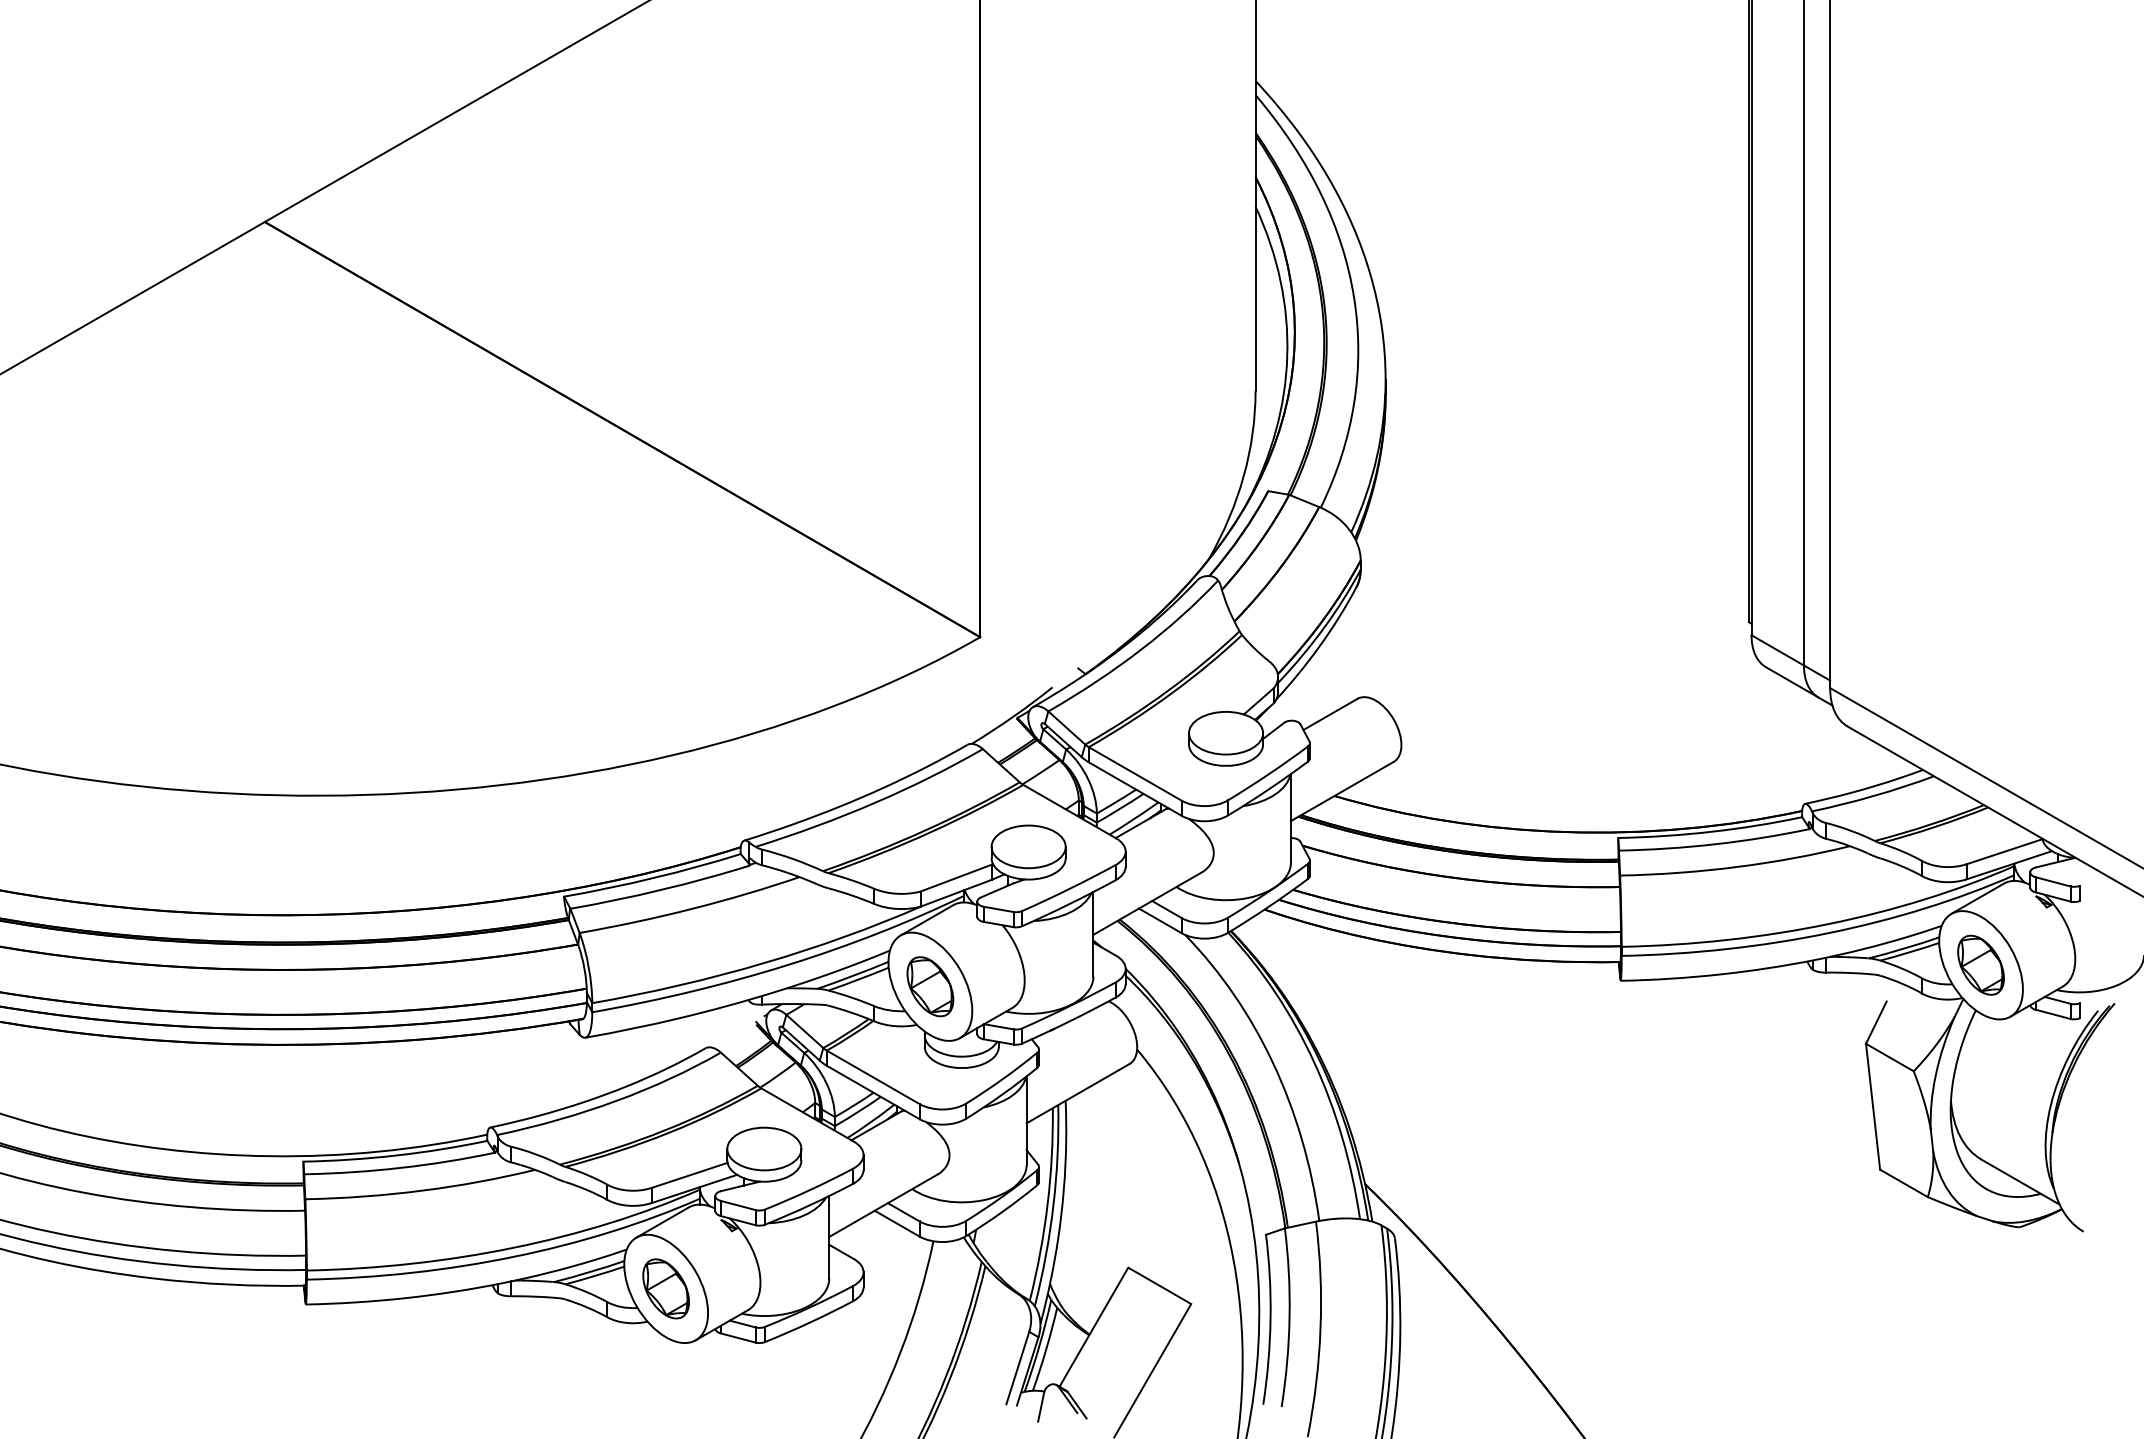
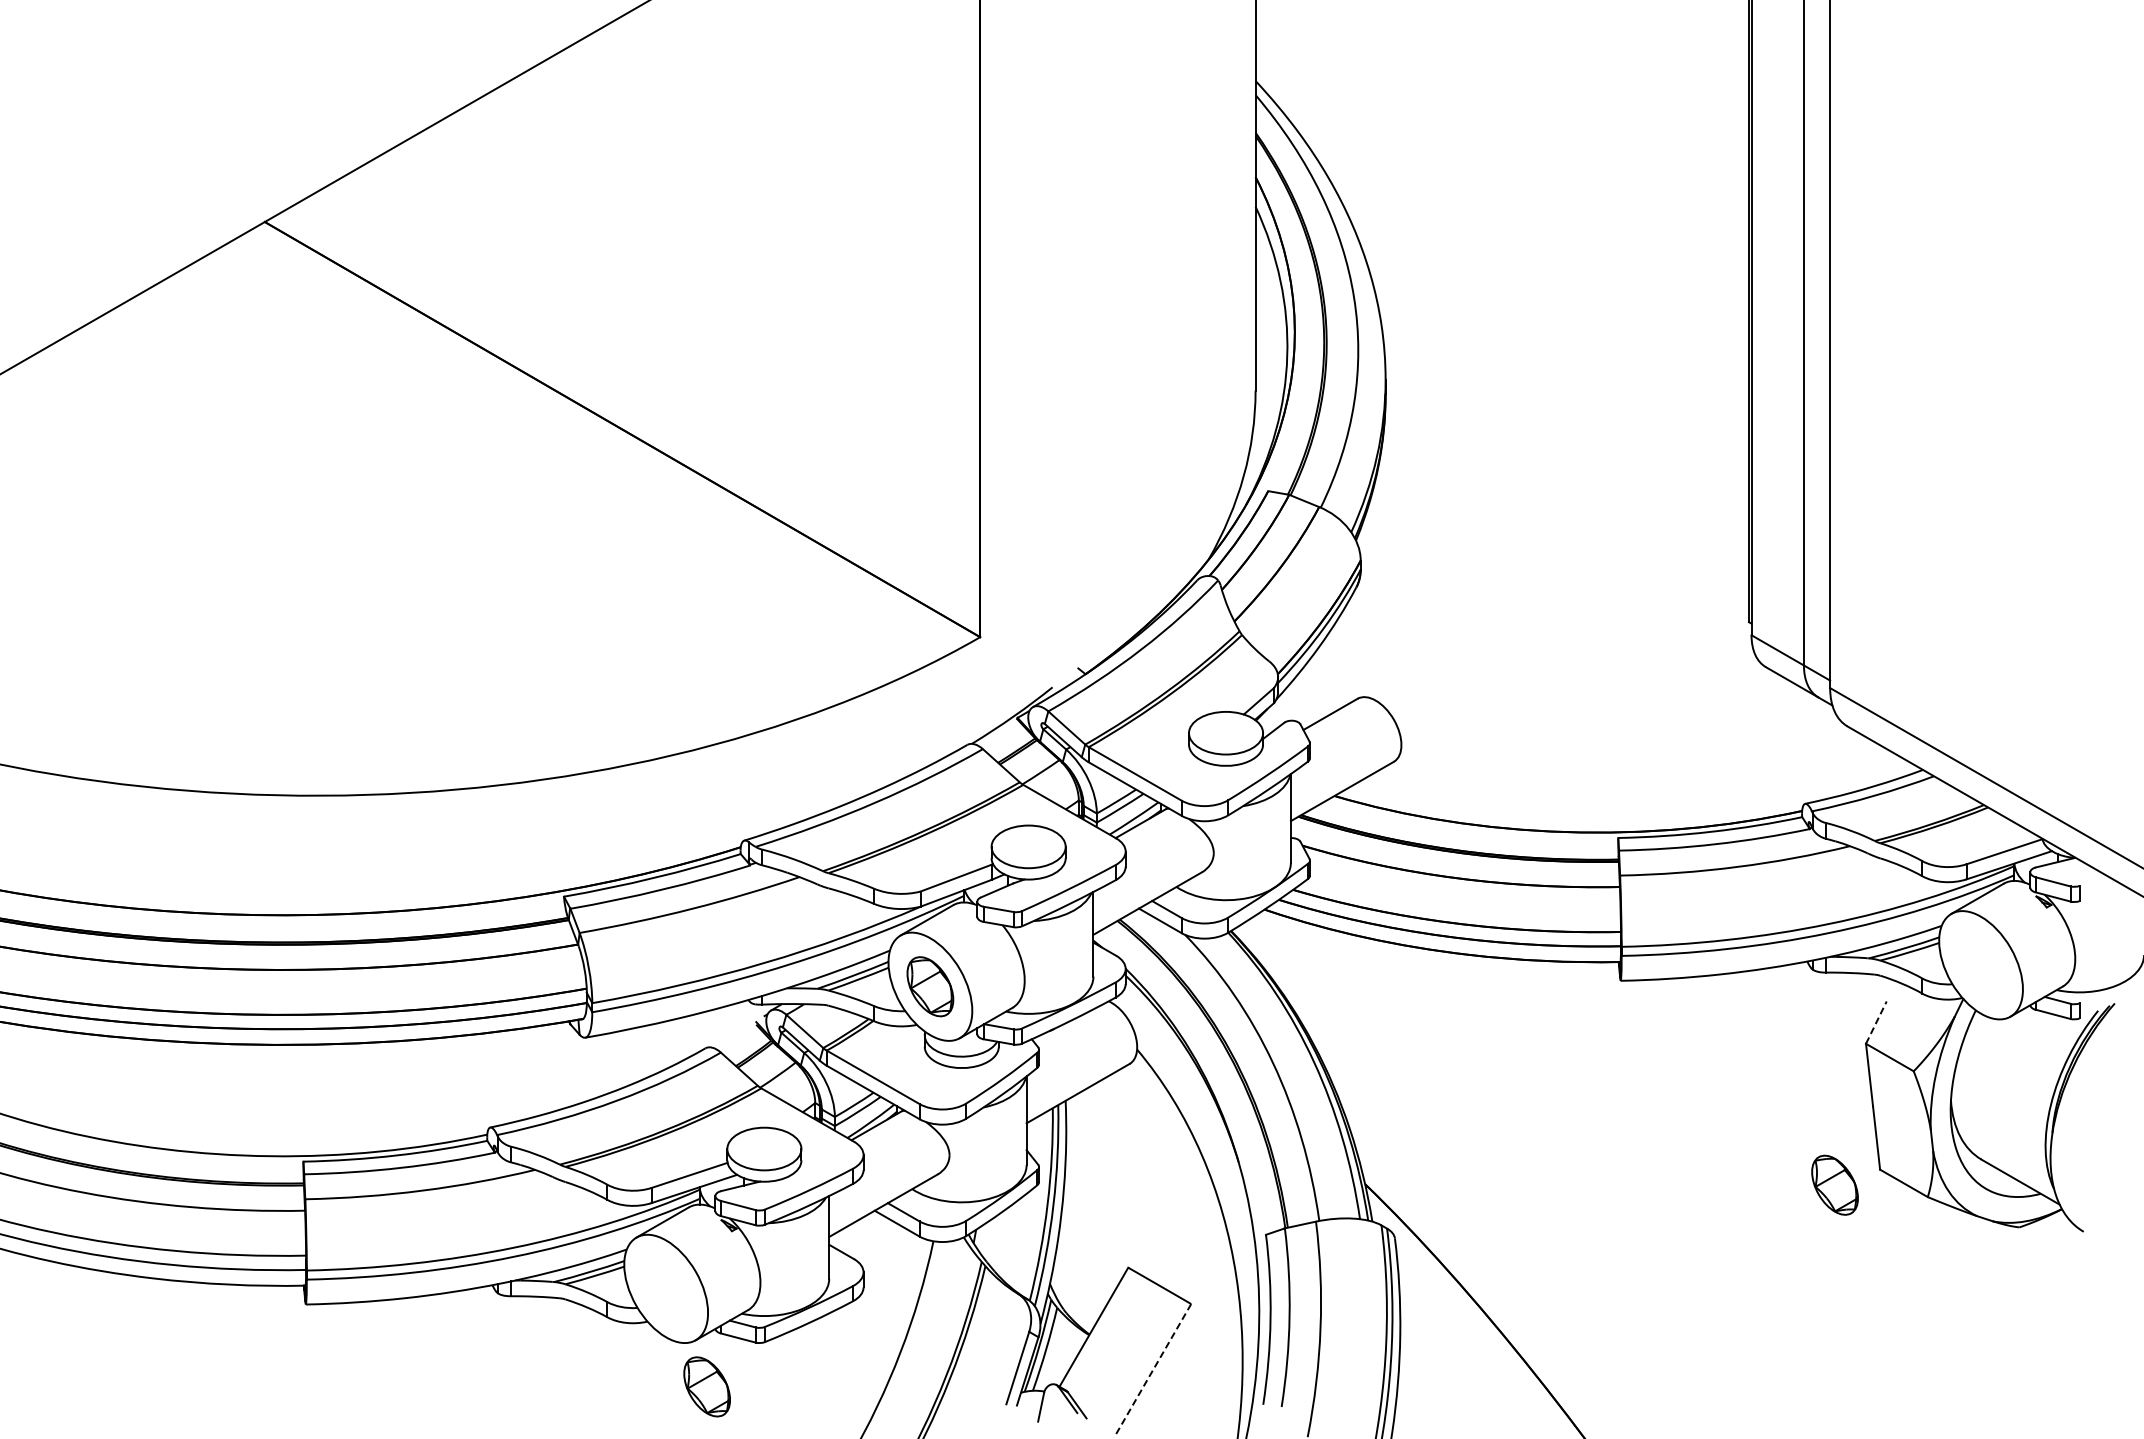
part position: (1980, 964) -> (1834, 1184) (1834, 1184)
line: solid -> dashed (1876, 1022)
part position: (665, 1288) -> (706, 1386) (706, 1386)
line: solid -> dashed (1152, 1371)
